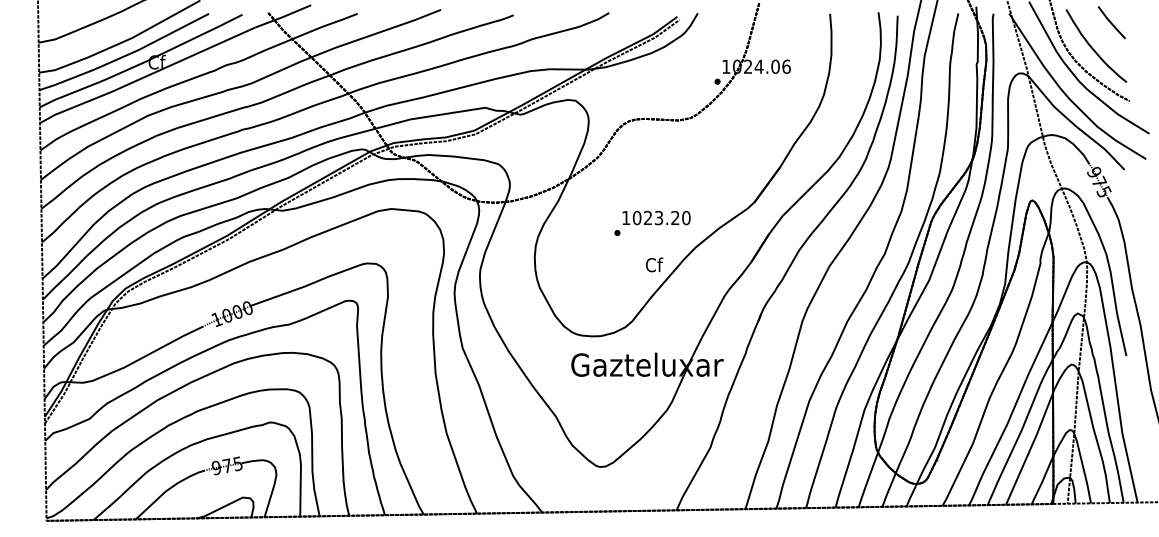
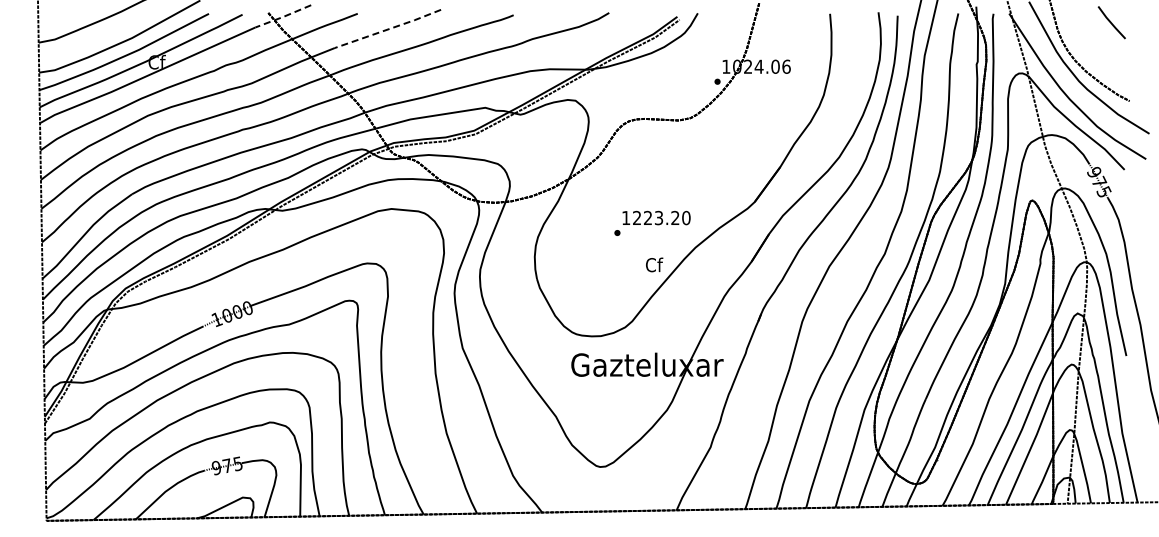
line: solid -> dashed (283, 16)
line: solid -> dashed (388, 29)
curve: present -> none (1093, 48)
text: 1023.20 -> 1223.20 (636, 218)
